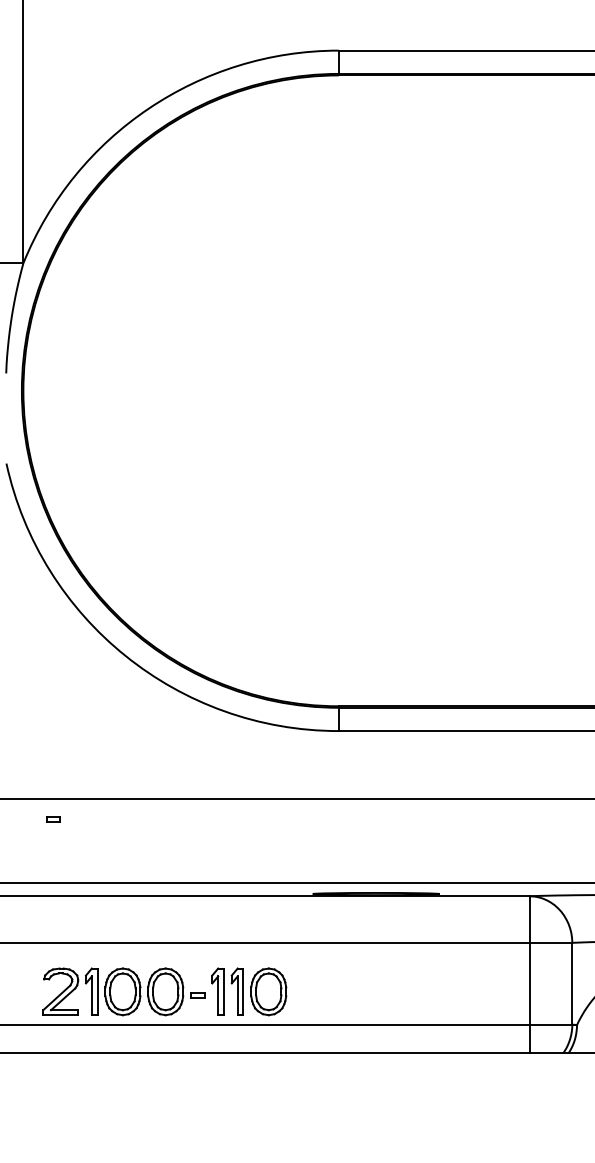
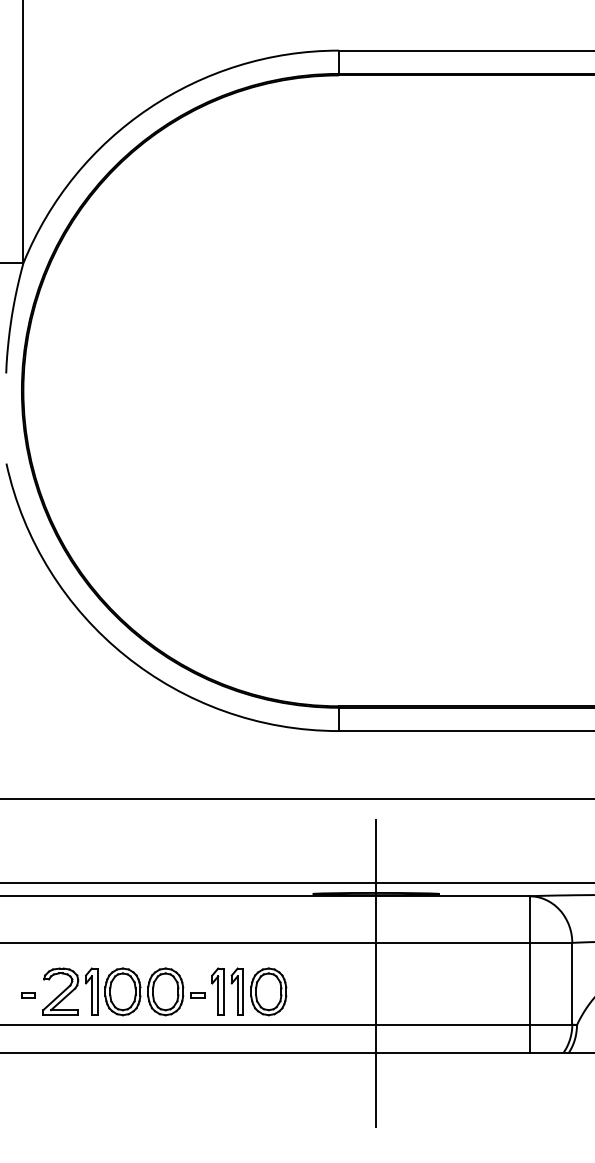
part position: (53, 819) -> (28, 995) (28, 995)
line: none -> present (376, 973)
